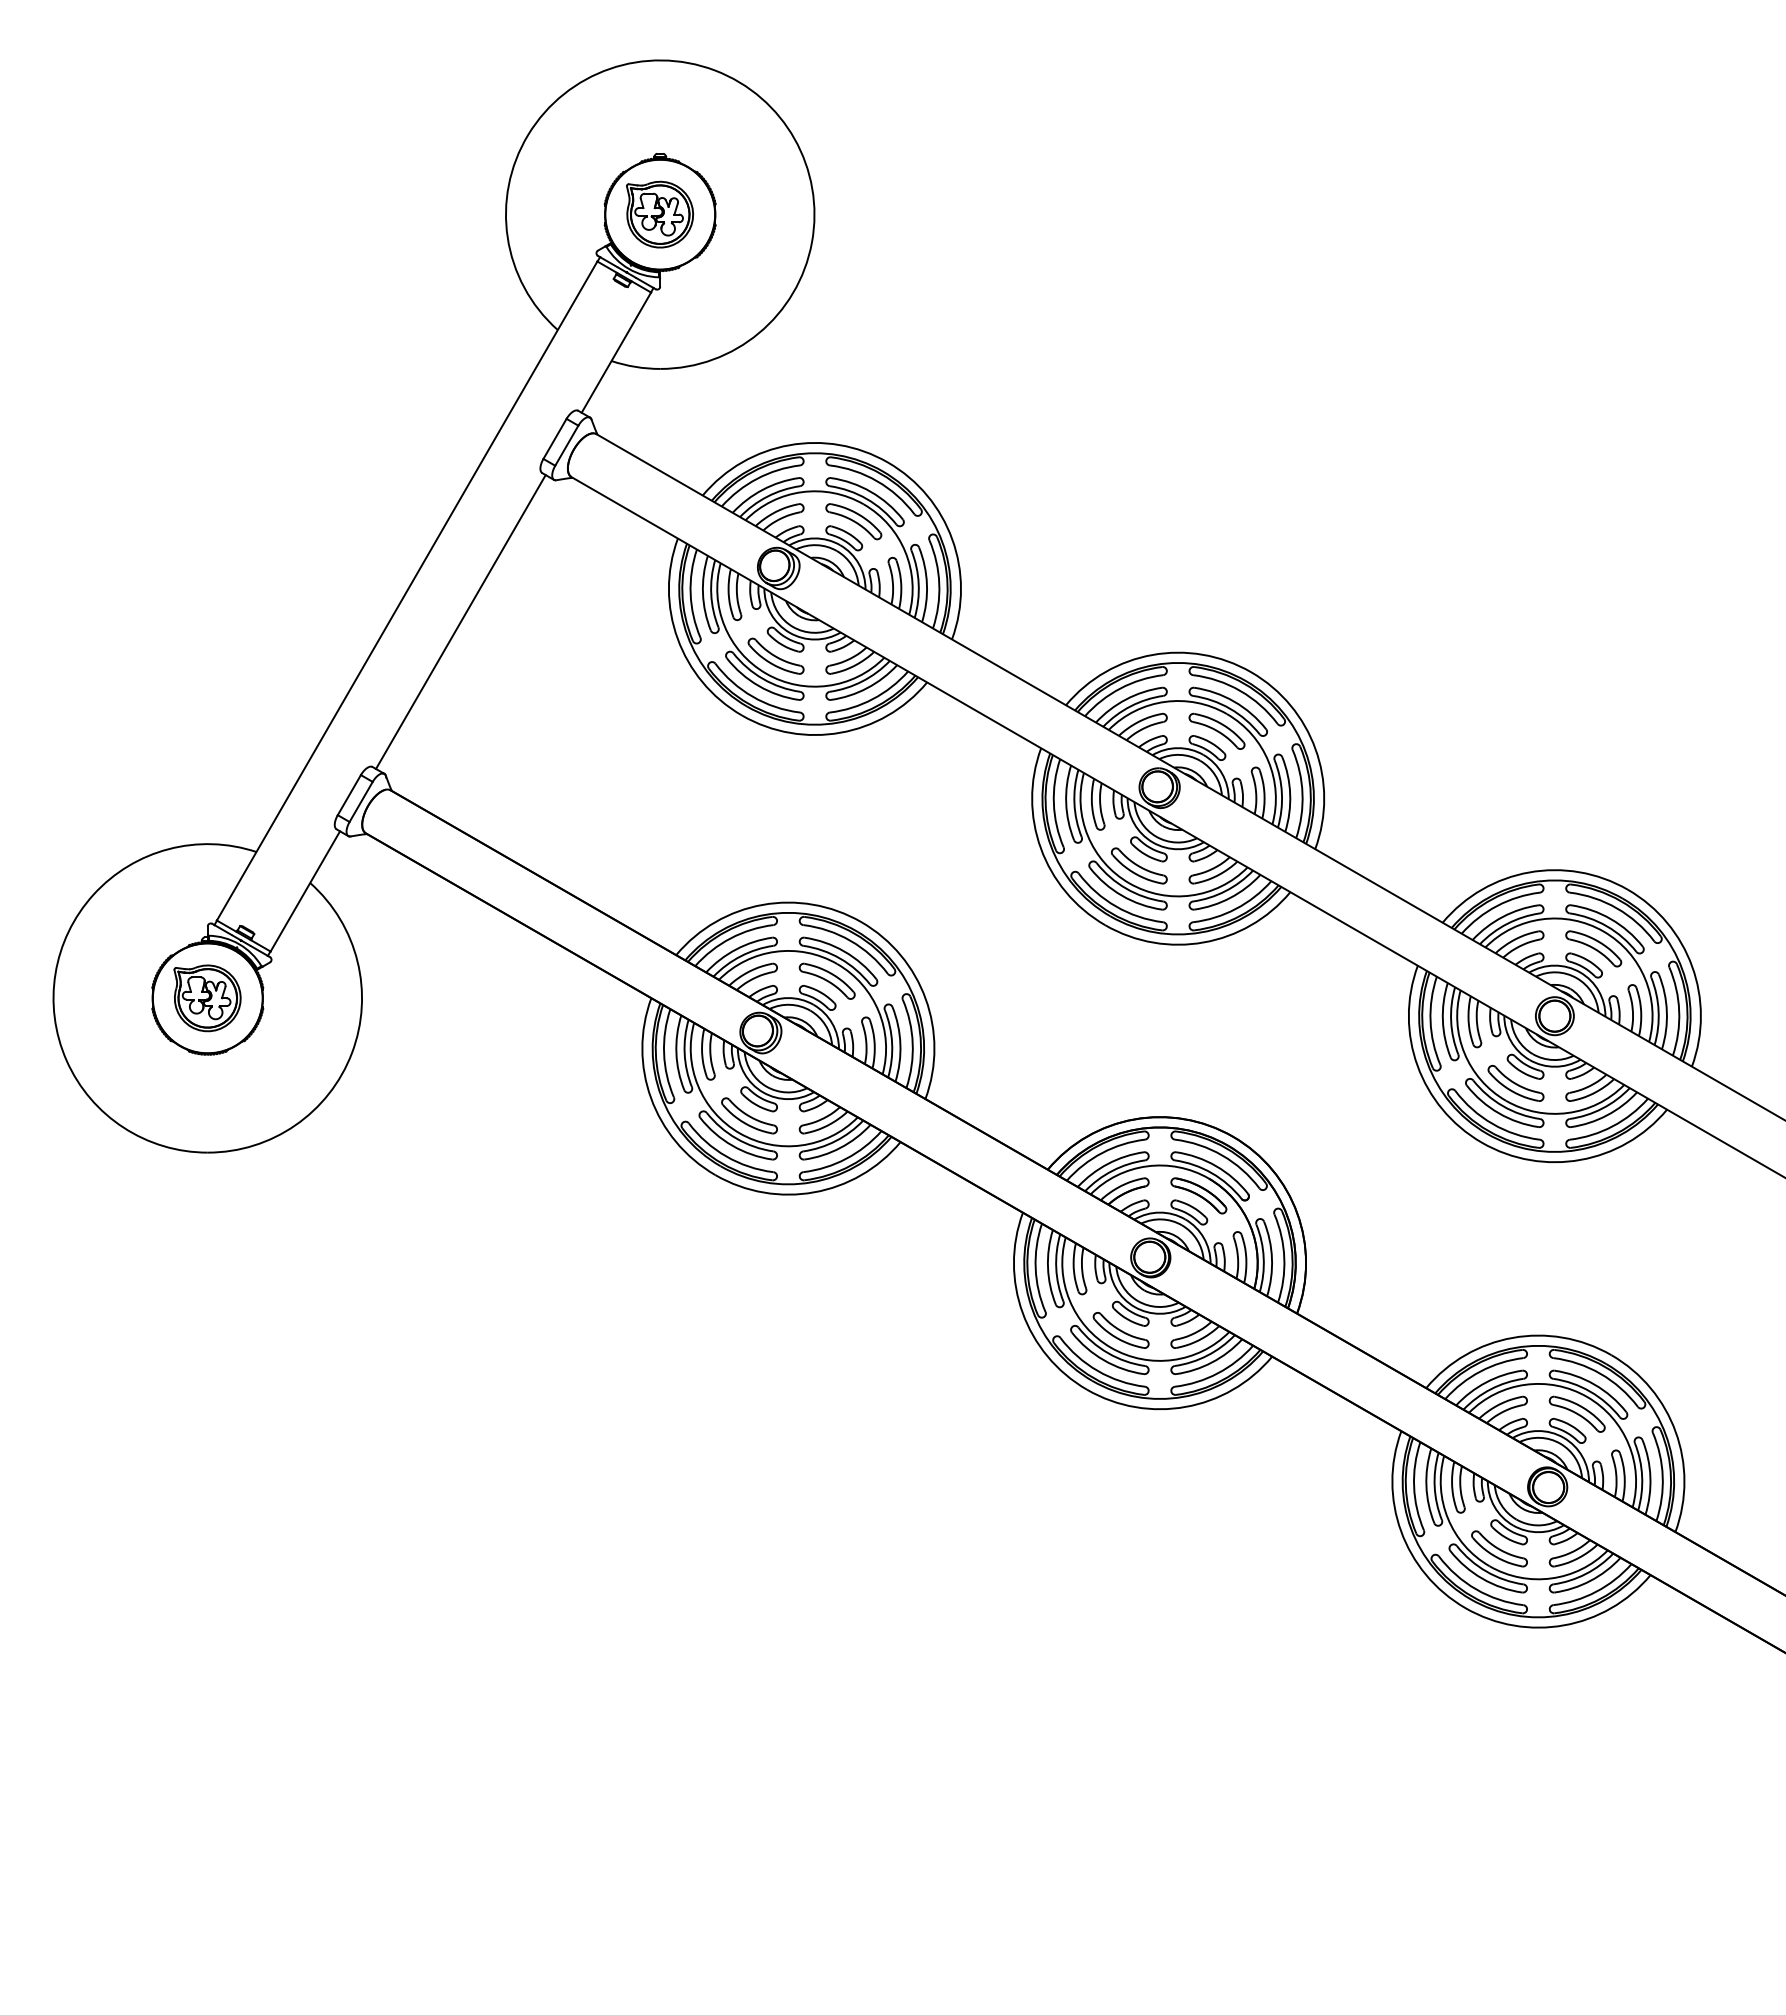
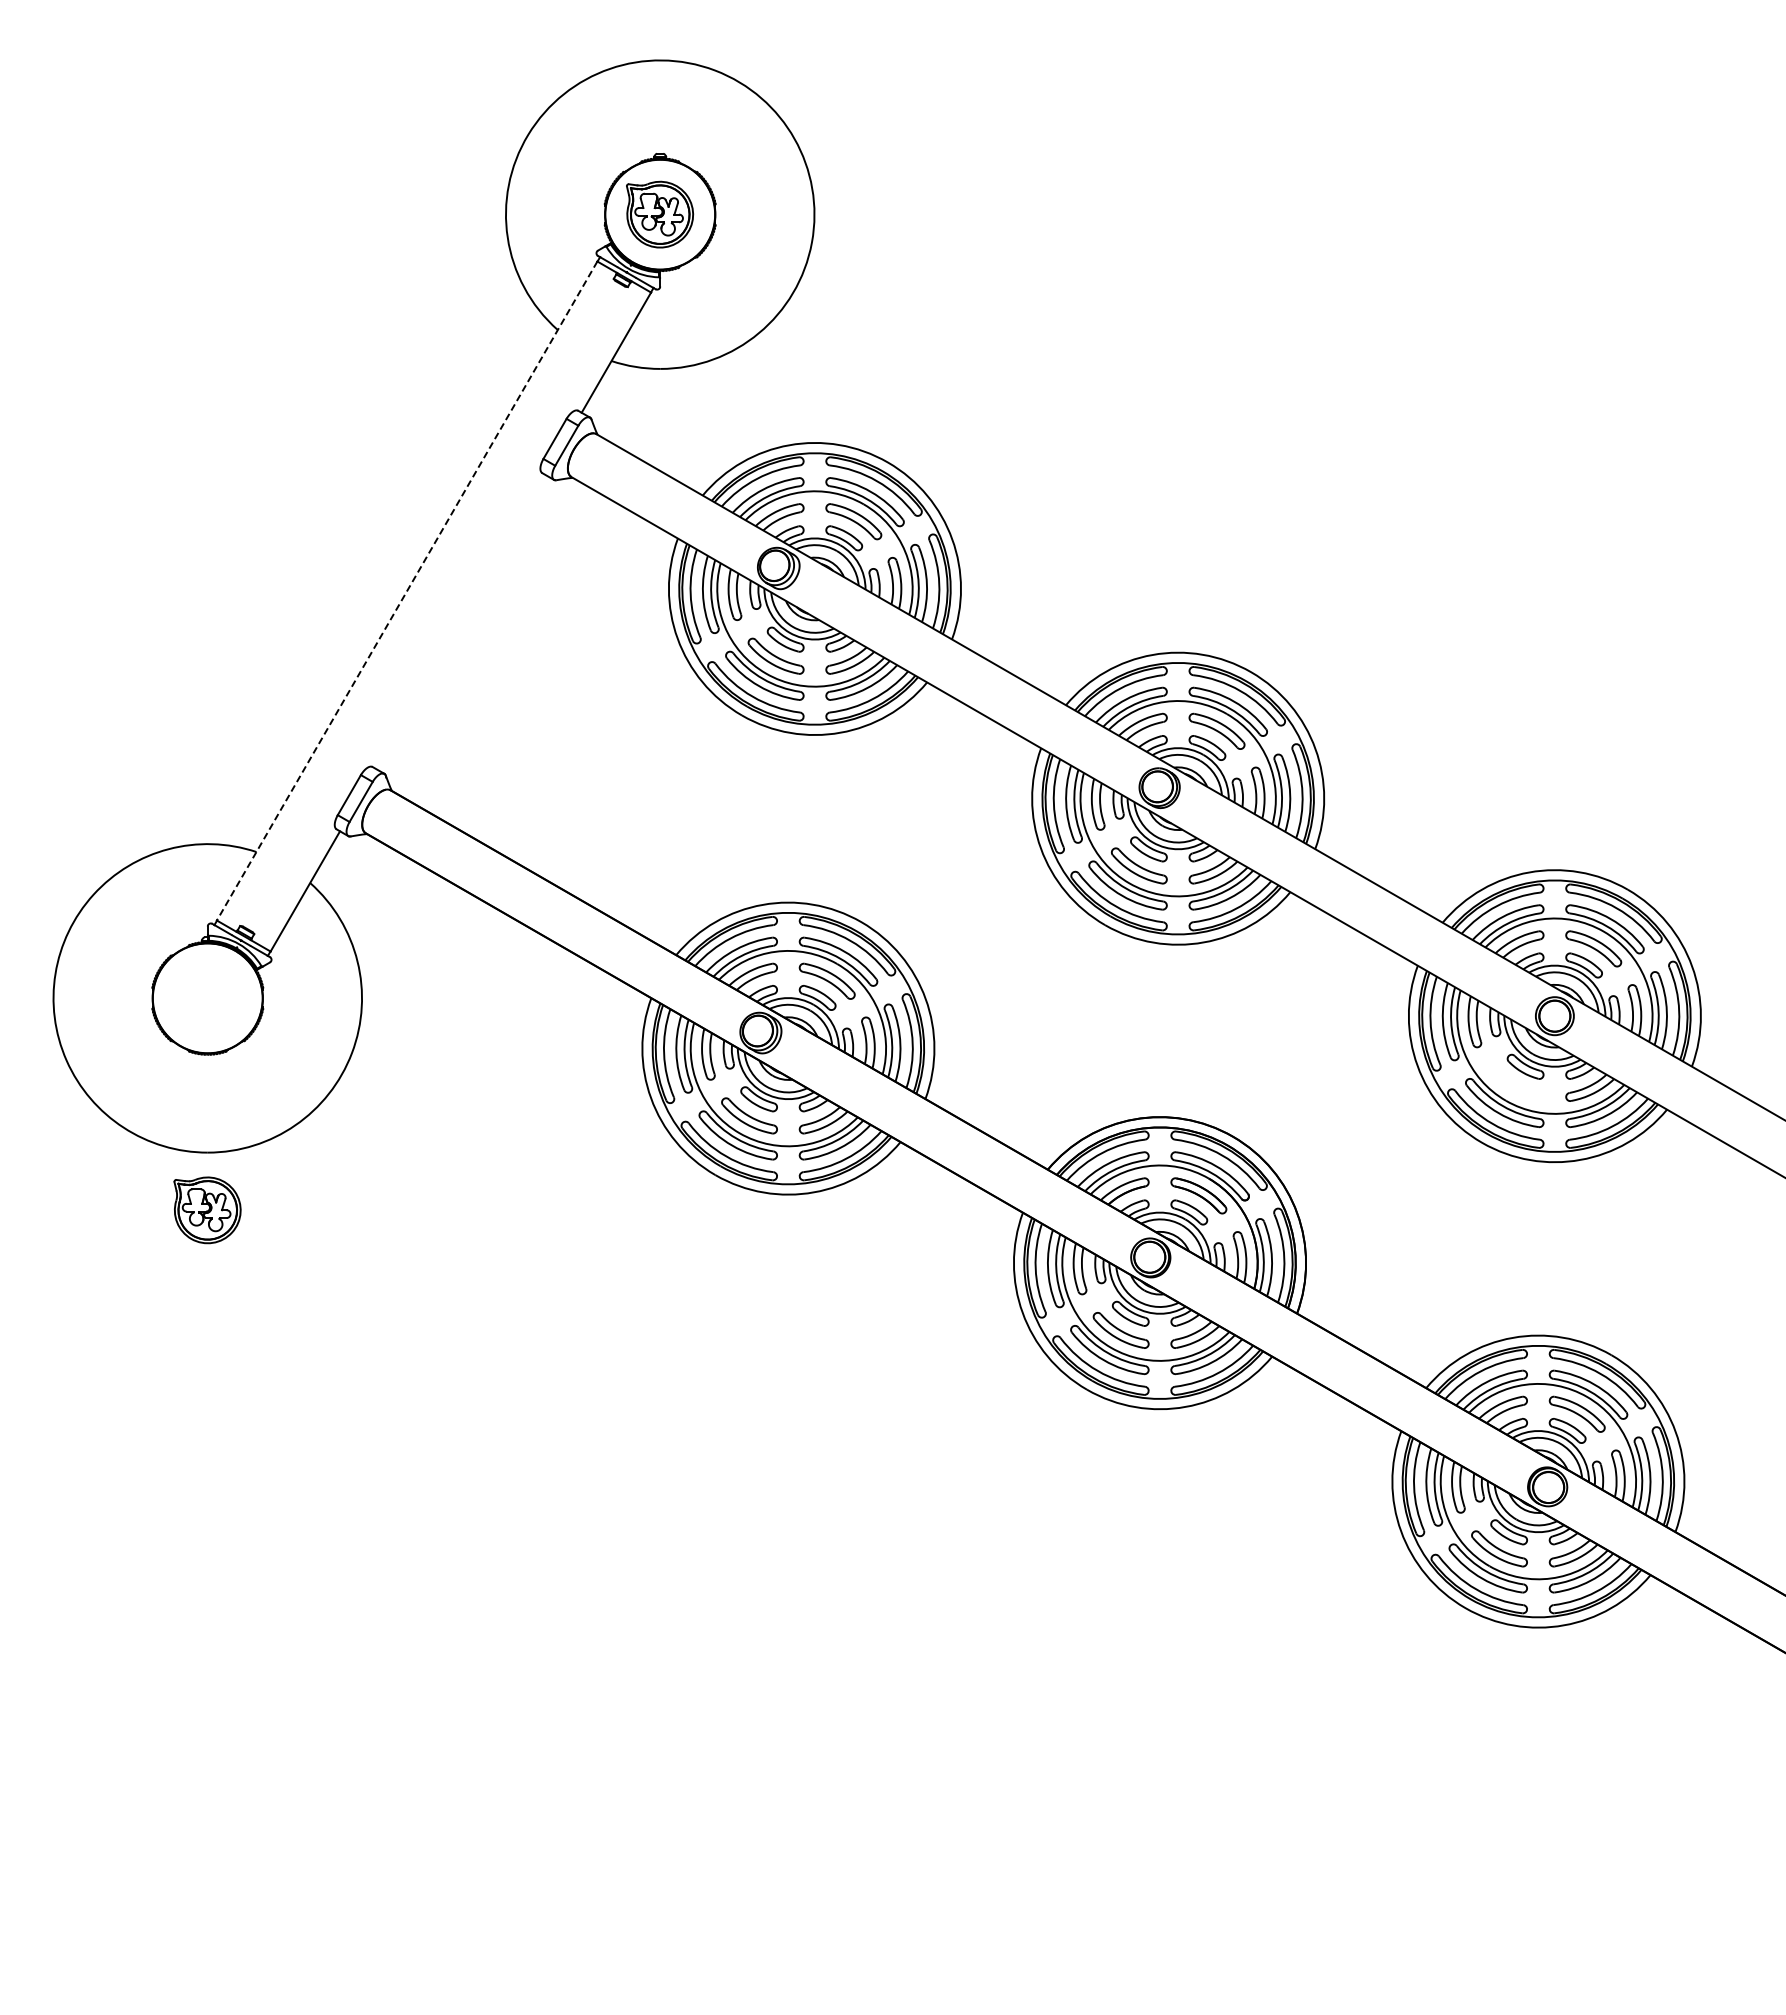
line: solid -> dashed (406, 591)
line: present -> none (460, 621)
part position: (207, 998) -> (207, 1210) (207, 1210)
part: present -> none (1515, 1083)
